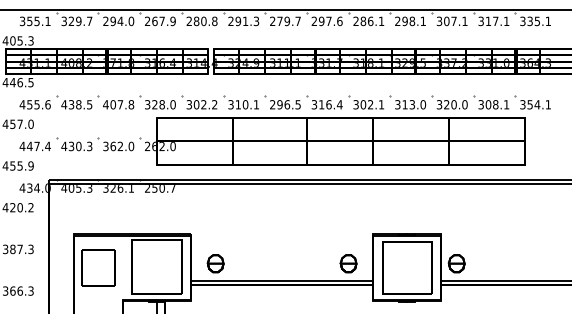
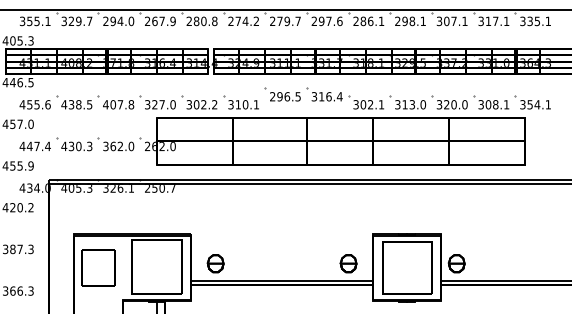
text: 291.3 -> 274.2 (247, 21)
part position: (303, 102) -> (303, 94) (303, 94)
text: 328.0 -> 327.0 (161, 104)
